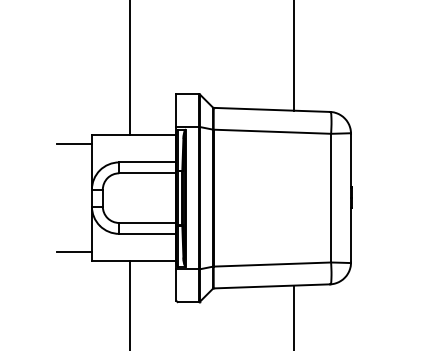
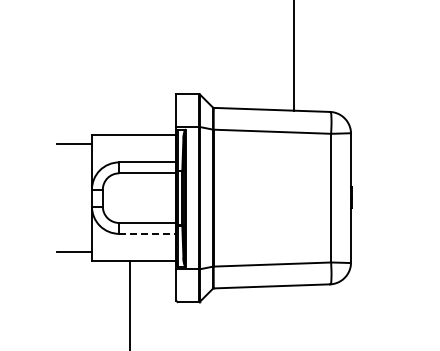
line: present -> none (130, 68)
line: solid -> dashed (147, 233)
line: present -> none (293, 316)
